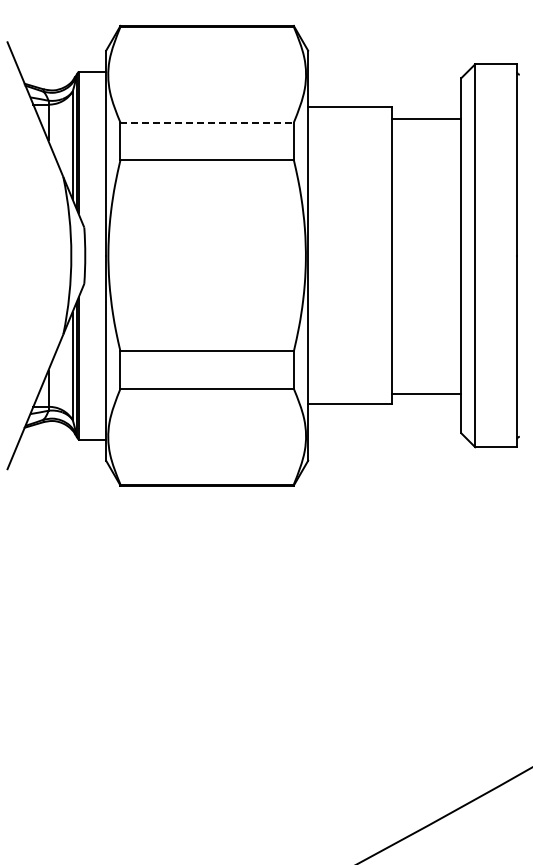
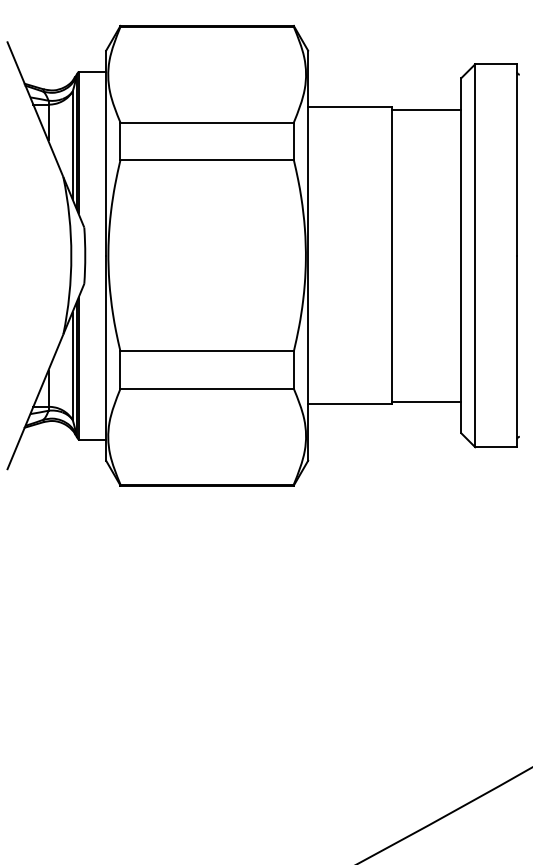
line position: (426, 118) -> (426, 109) (426, 109)
line: dashed -> solid (207, 122)
line position: (426, 393) -> (426, 401) (426, 401)
